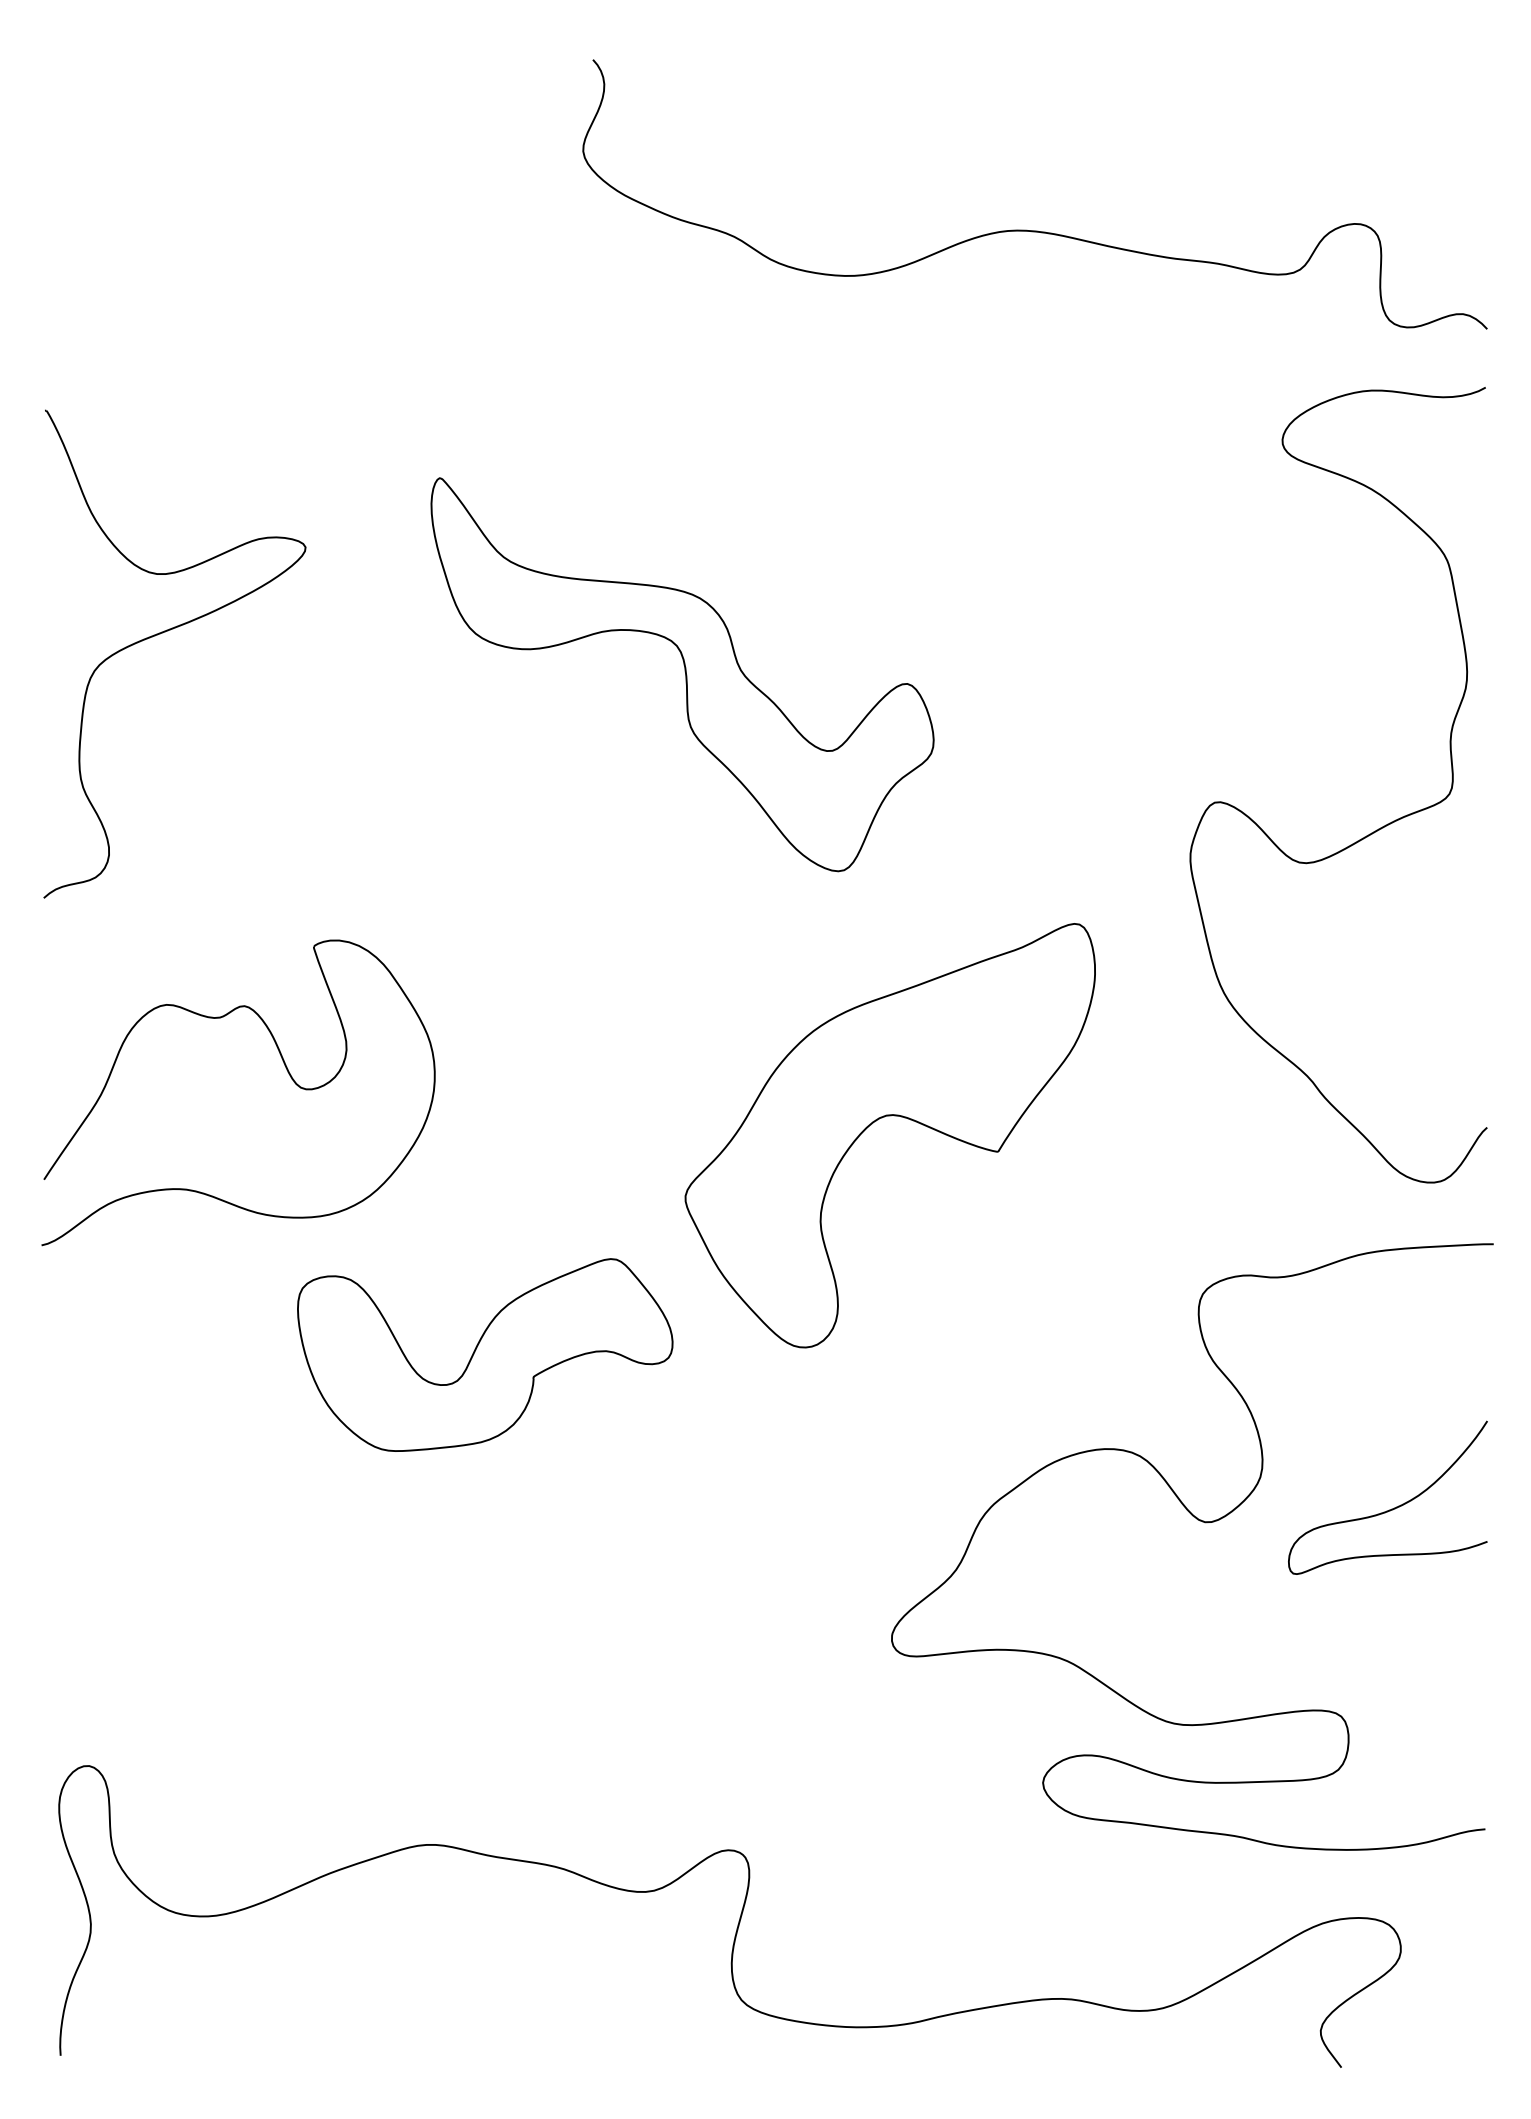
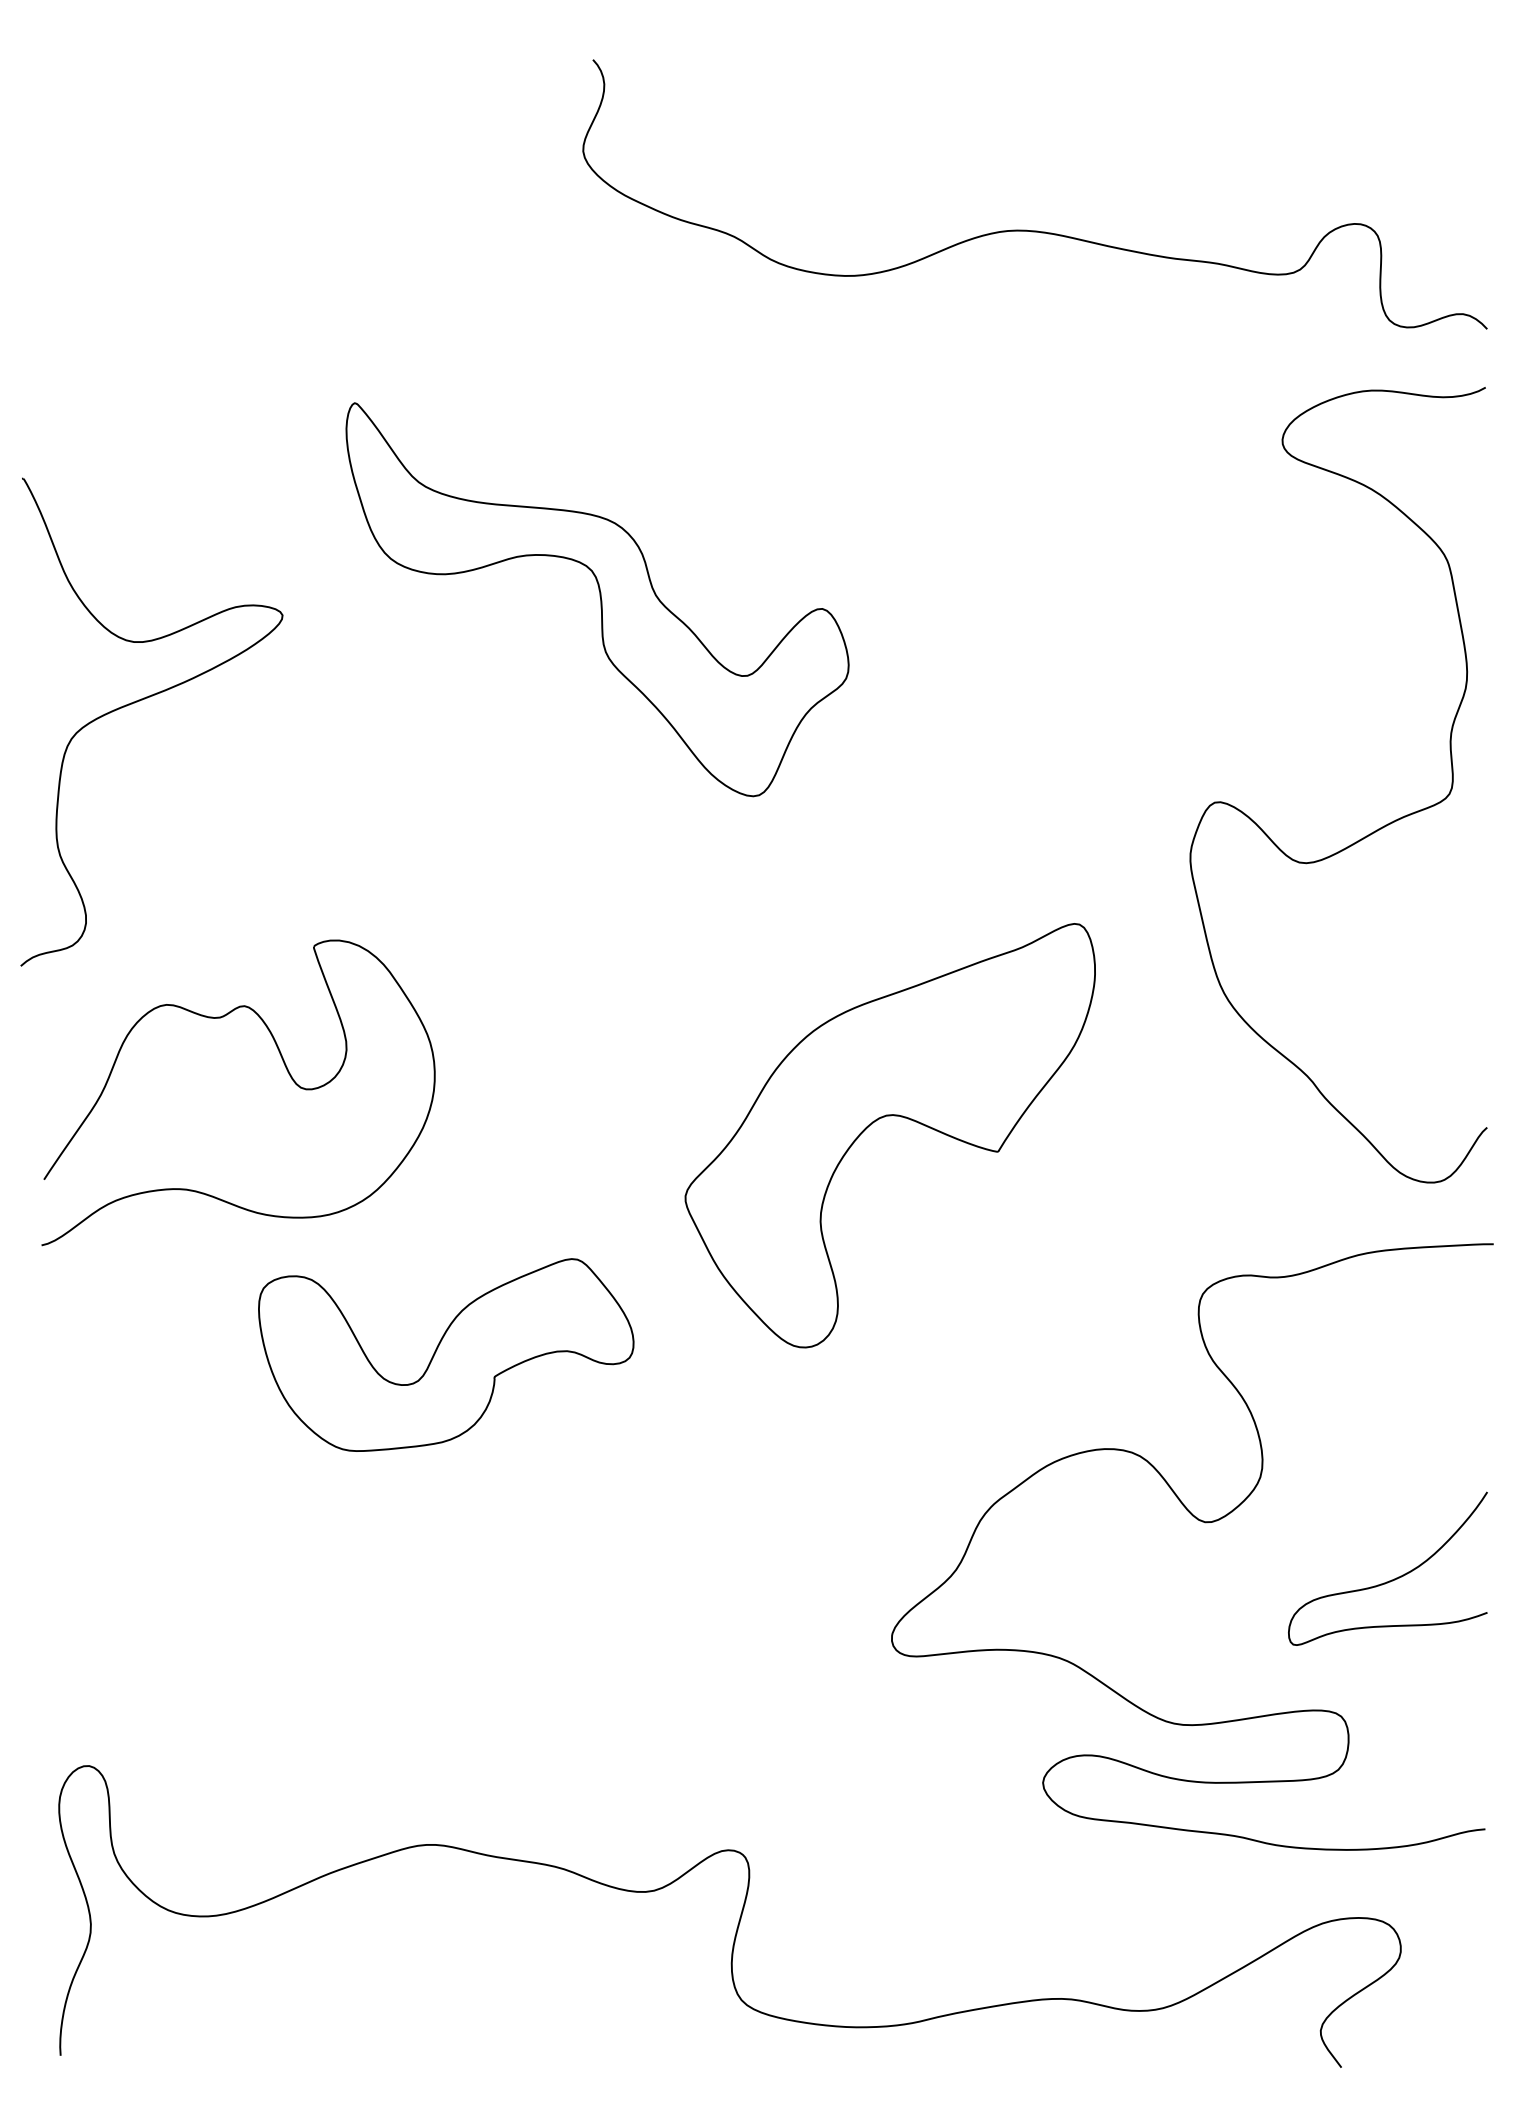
part position: (168, 631) -> (145, 699) (145, 699)
part position: (682, 674) -> (597, 599) (597, 599)
part position: (485, 1354) -> (446, 1354) (446, 1354)
curve position: (1391, 1508) -> (1391, 1579) (1391, 1579)
